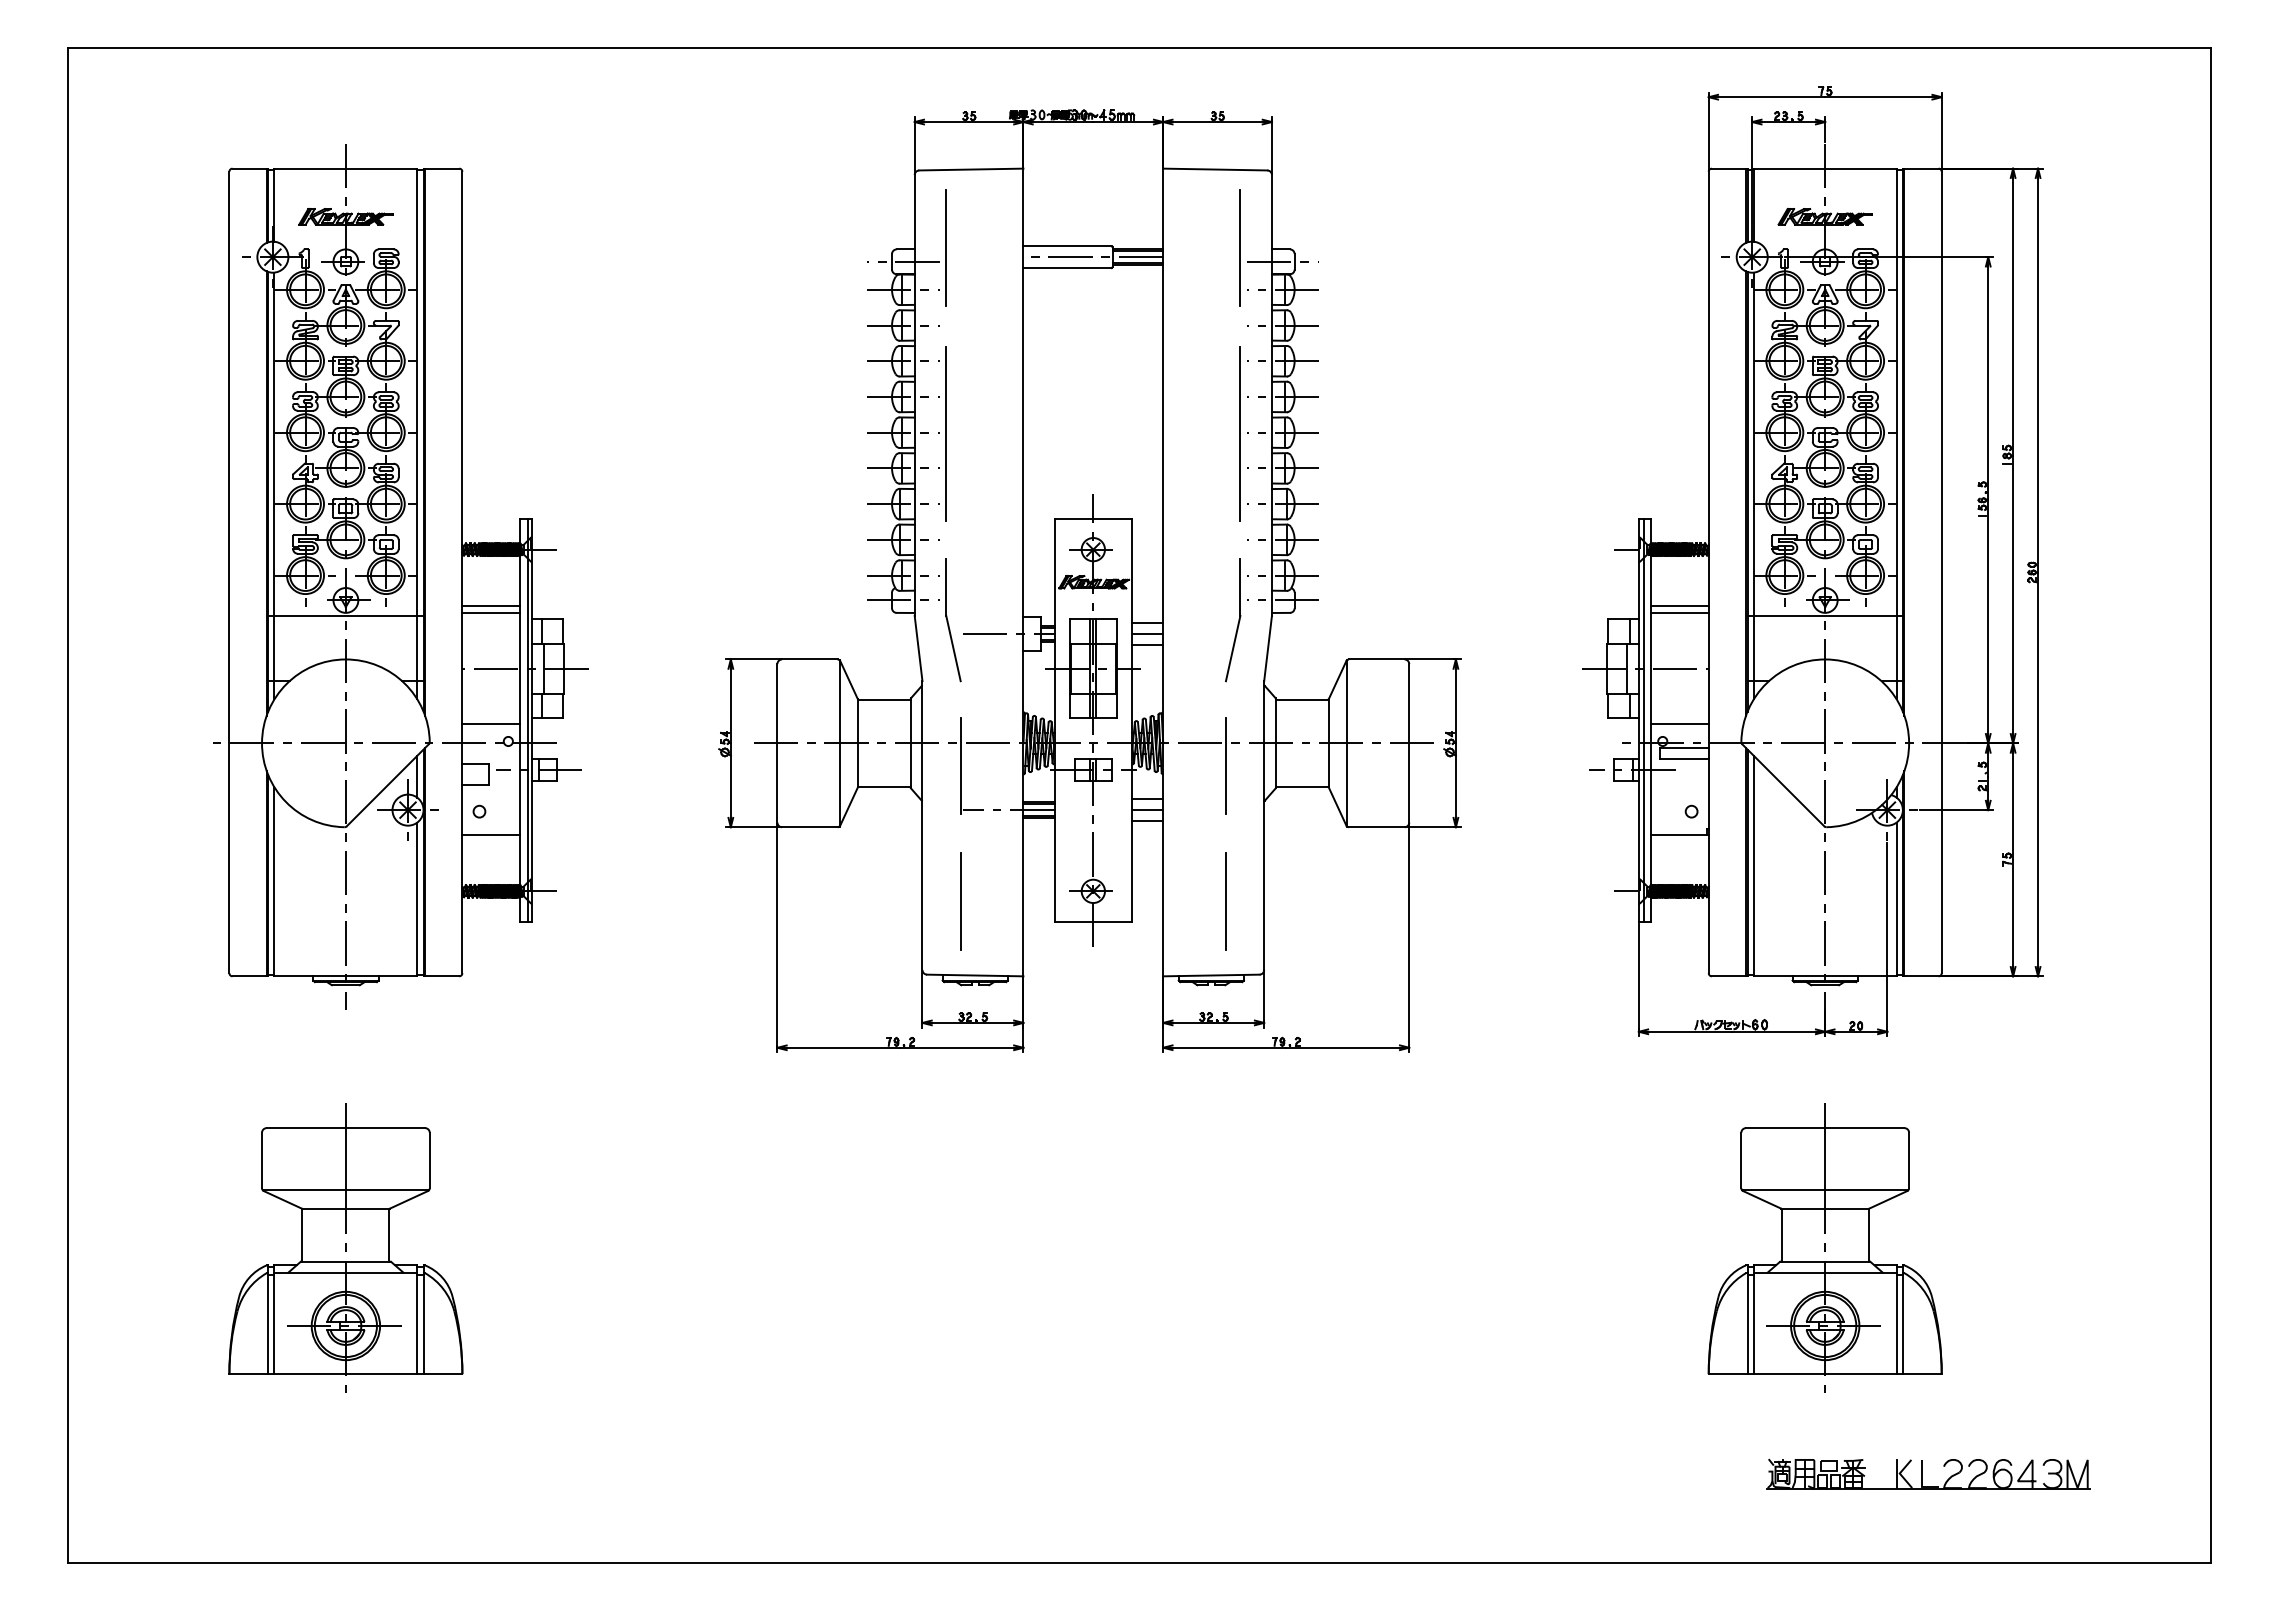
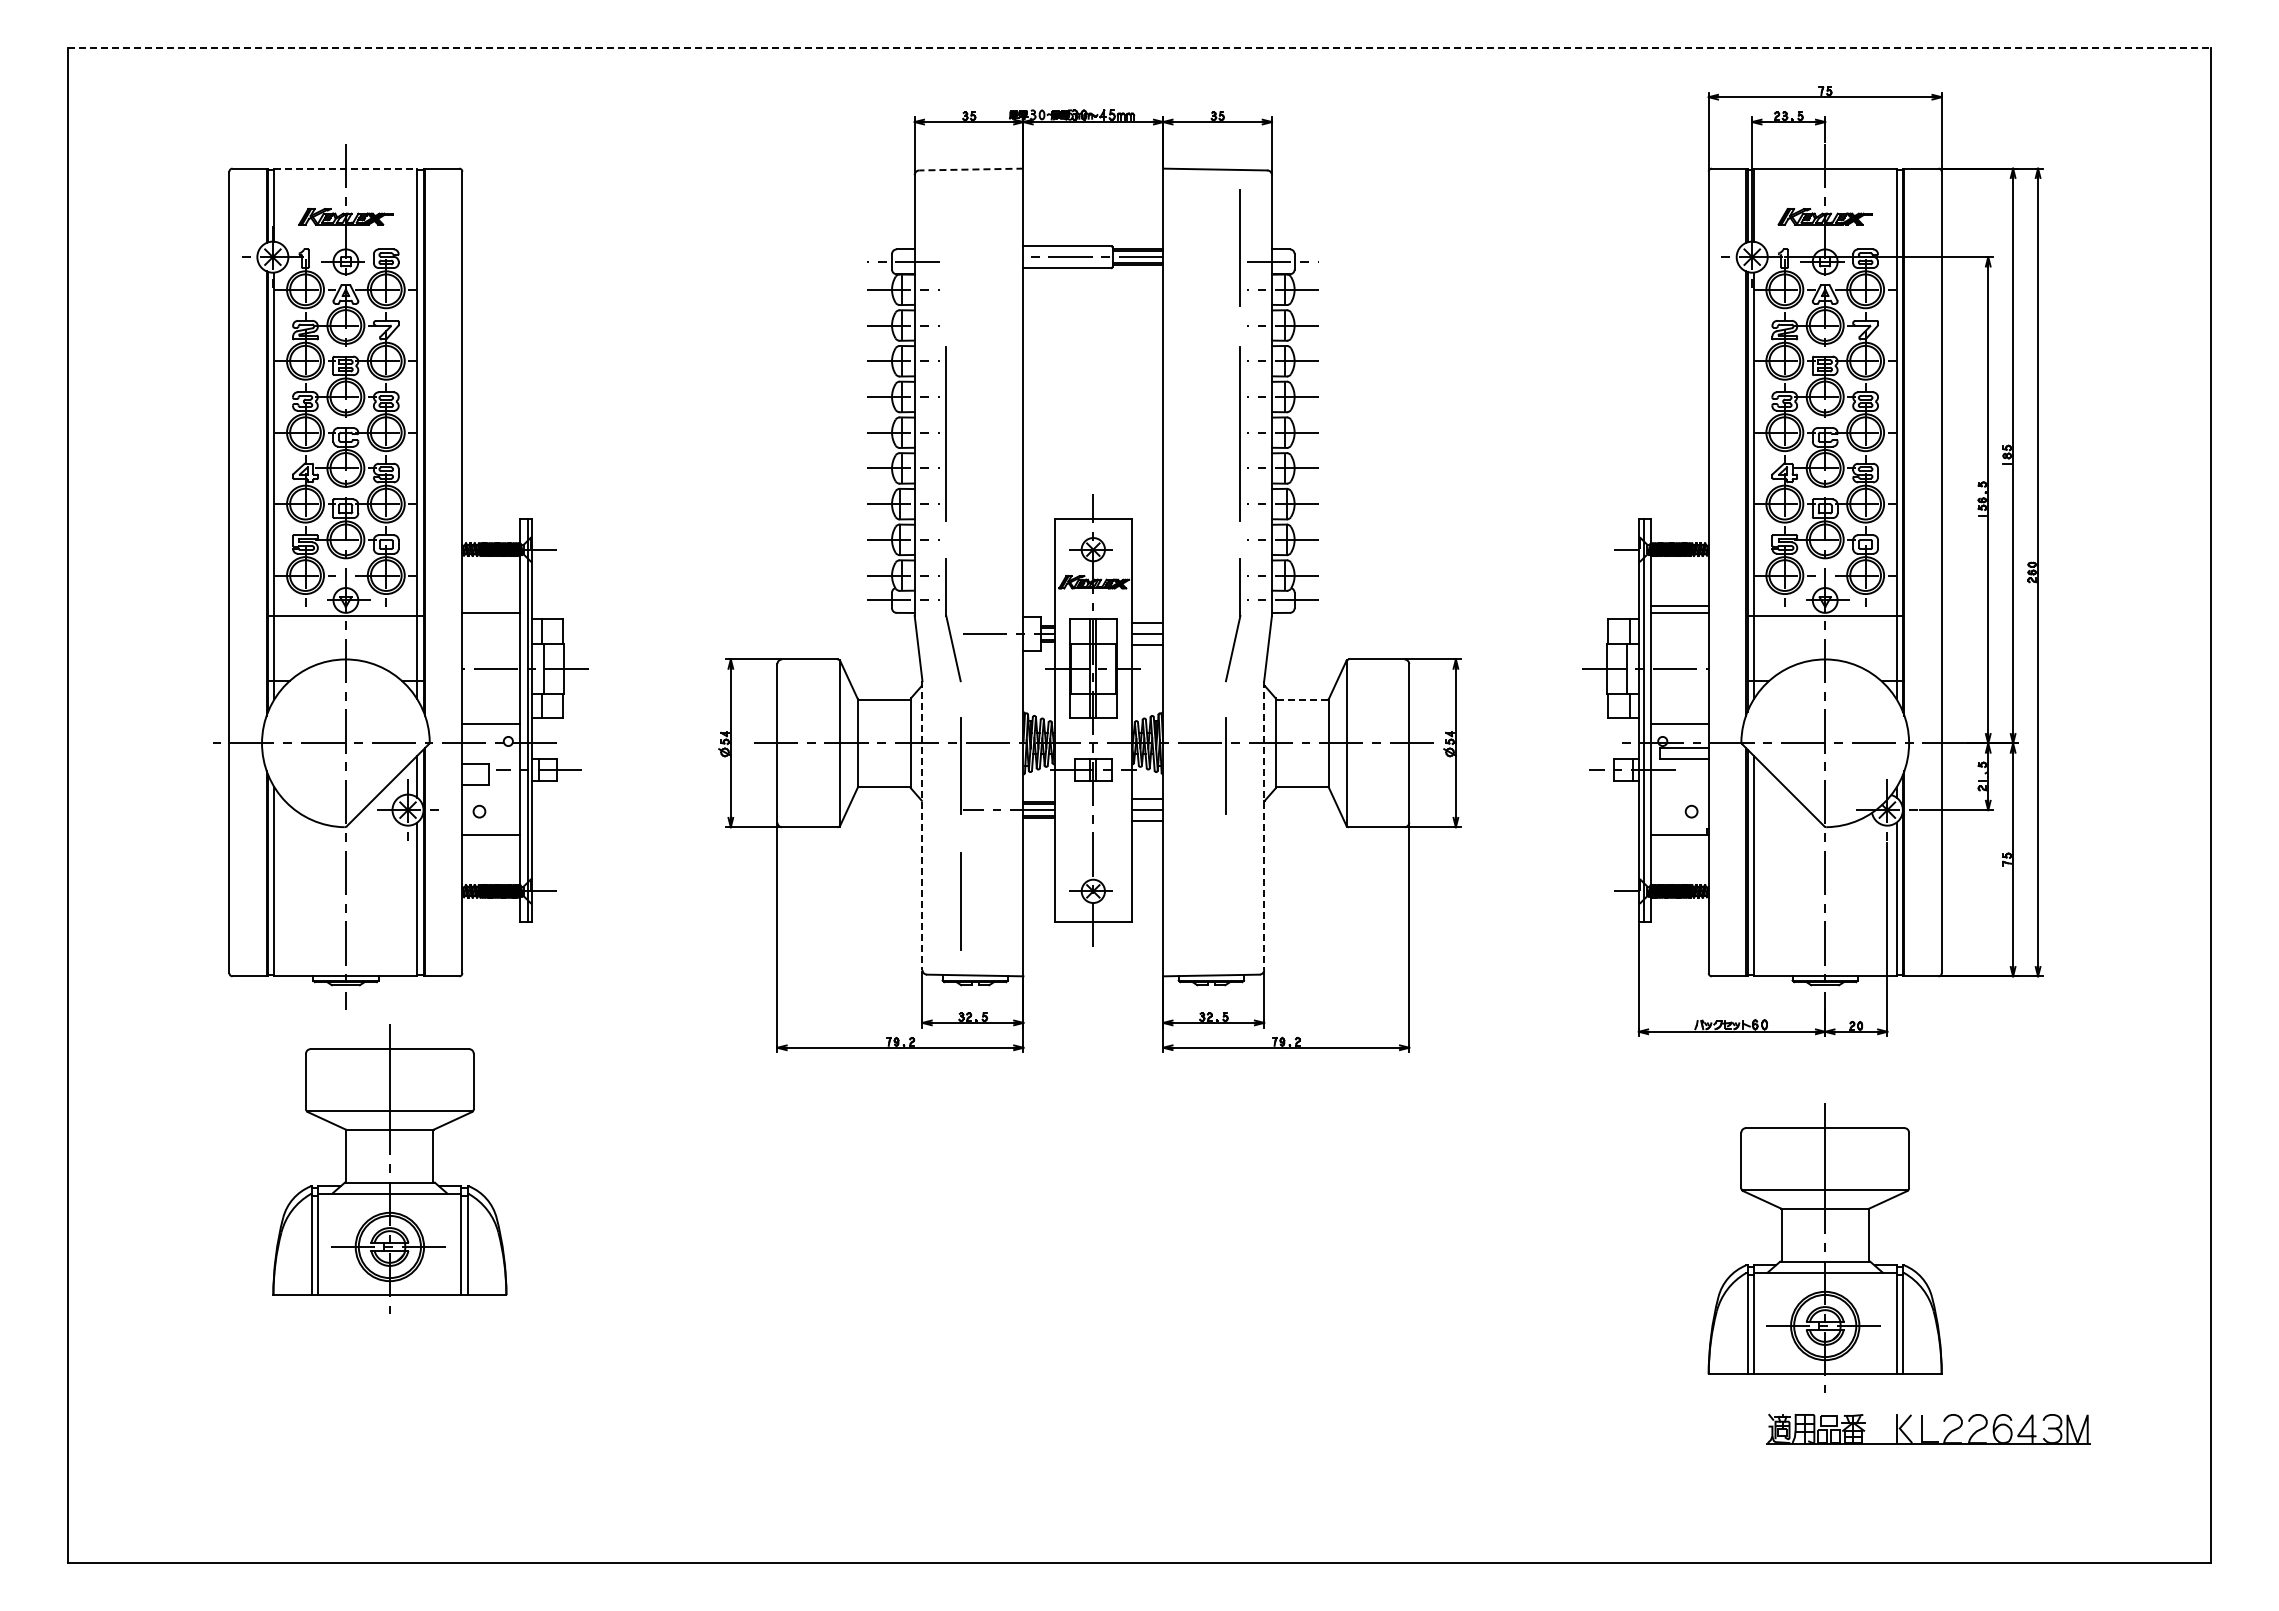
line: solid -> dashed (1139, 48)
line: solid -> dashed (346, 168)
line: solid -> dashed (970, 169)
line: present -> none (946, 247)
line: present -> none (491, 606)
line: solid -> dashed (1301, 699)
line: solid -> dashed (922, 826)
line: solid -> dashed (1264, 826)
line: present -> none (1225, 900)
part position: (345, 1247) -> (389, 1168) (389, 1168)
part position: (1928, 1473) -> (1928, 1428) (1928, 1428)
